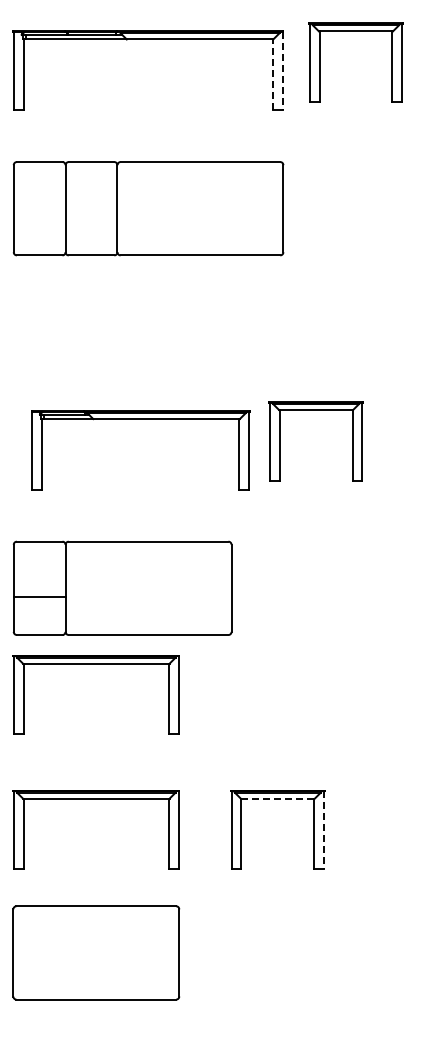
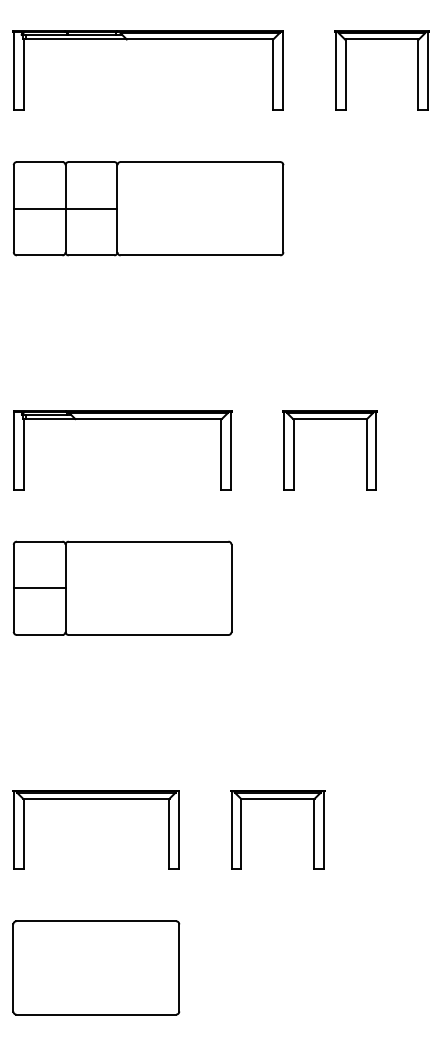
part position: (355, 31) -> (381, 39) (381, 39)
line: dashed -> solid (282, 71)
line: dashed -> solid (272, 74)
line: none -> present (65, 208)
part position: (315, 410) -> (329, 419) (329, 419)
part position: (140, 419) -> (122, 419) (122, 419)
line position: (39, 597) -> (39, 588) (39, 588)
part: present -> none (95, 664)
line: dashed -> solid (277, 798)
line: dashed -> solid (324, 830)
part position: (96, 952) -> (96, 967) (96, 967)
